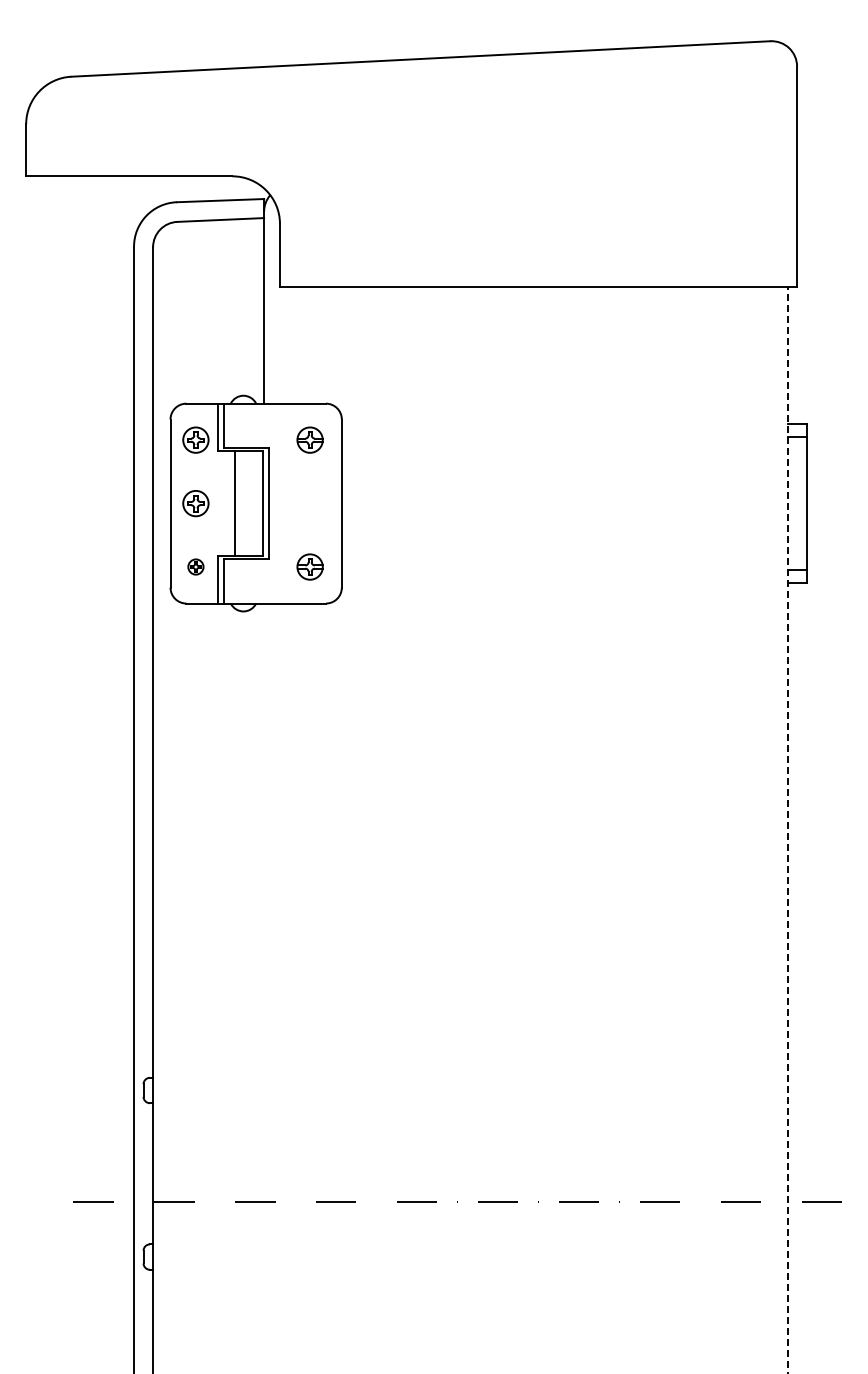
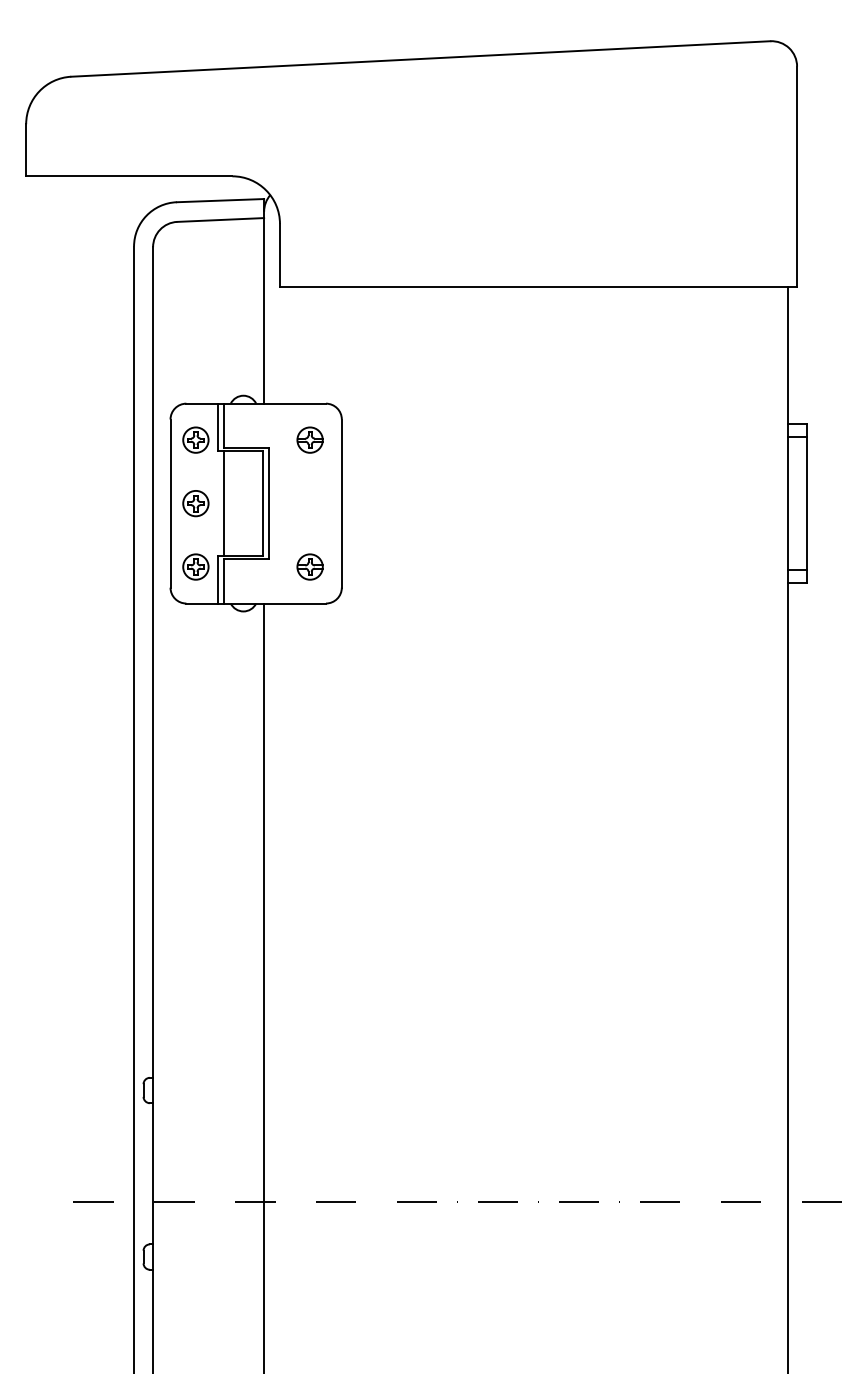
line position: (235, 503) -> (224, 503) (224, 503)
part size: 18x18 px -> 28x28 px (195, 566)
line: dashed -> solid (787, 830)
line: none -> present (264, 986)
